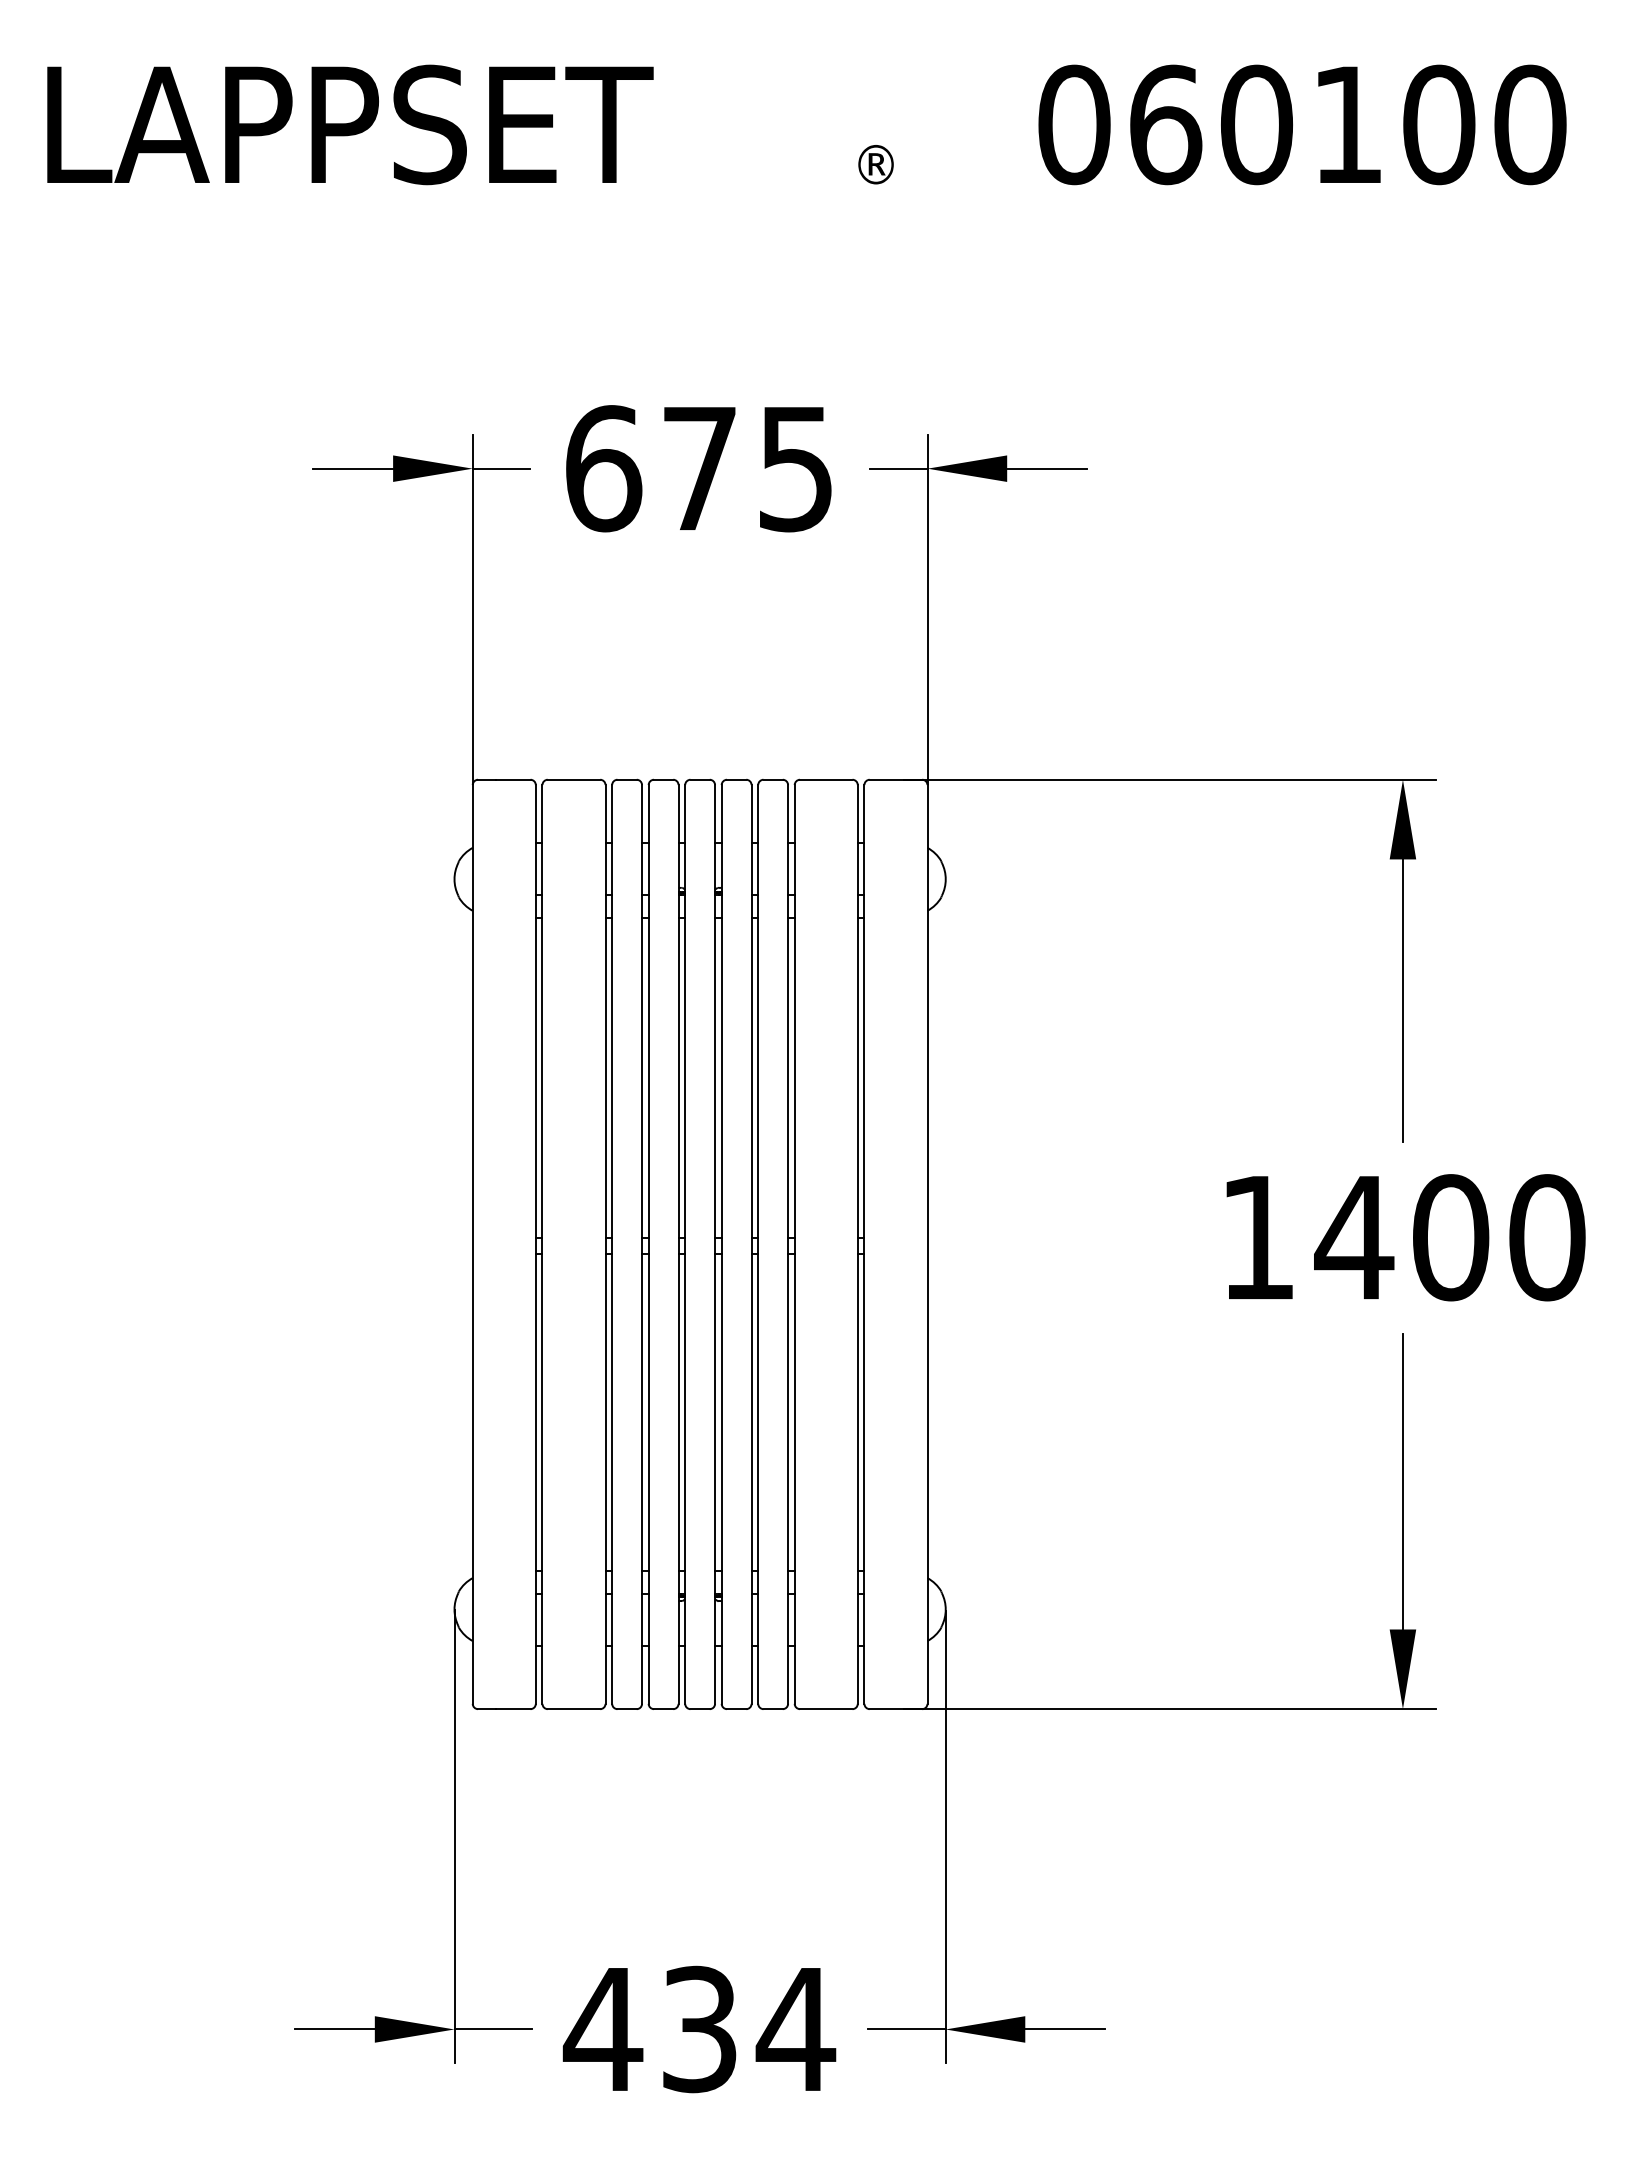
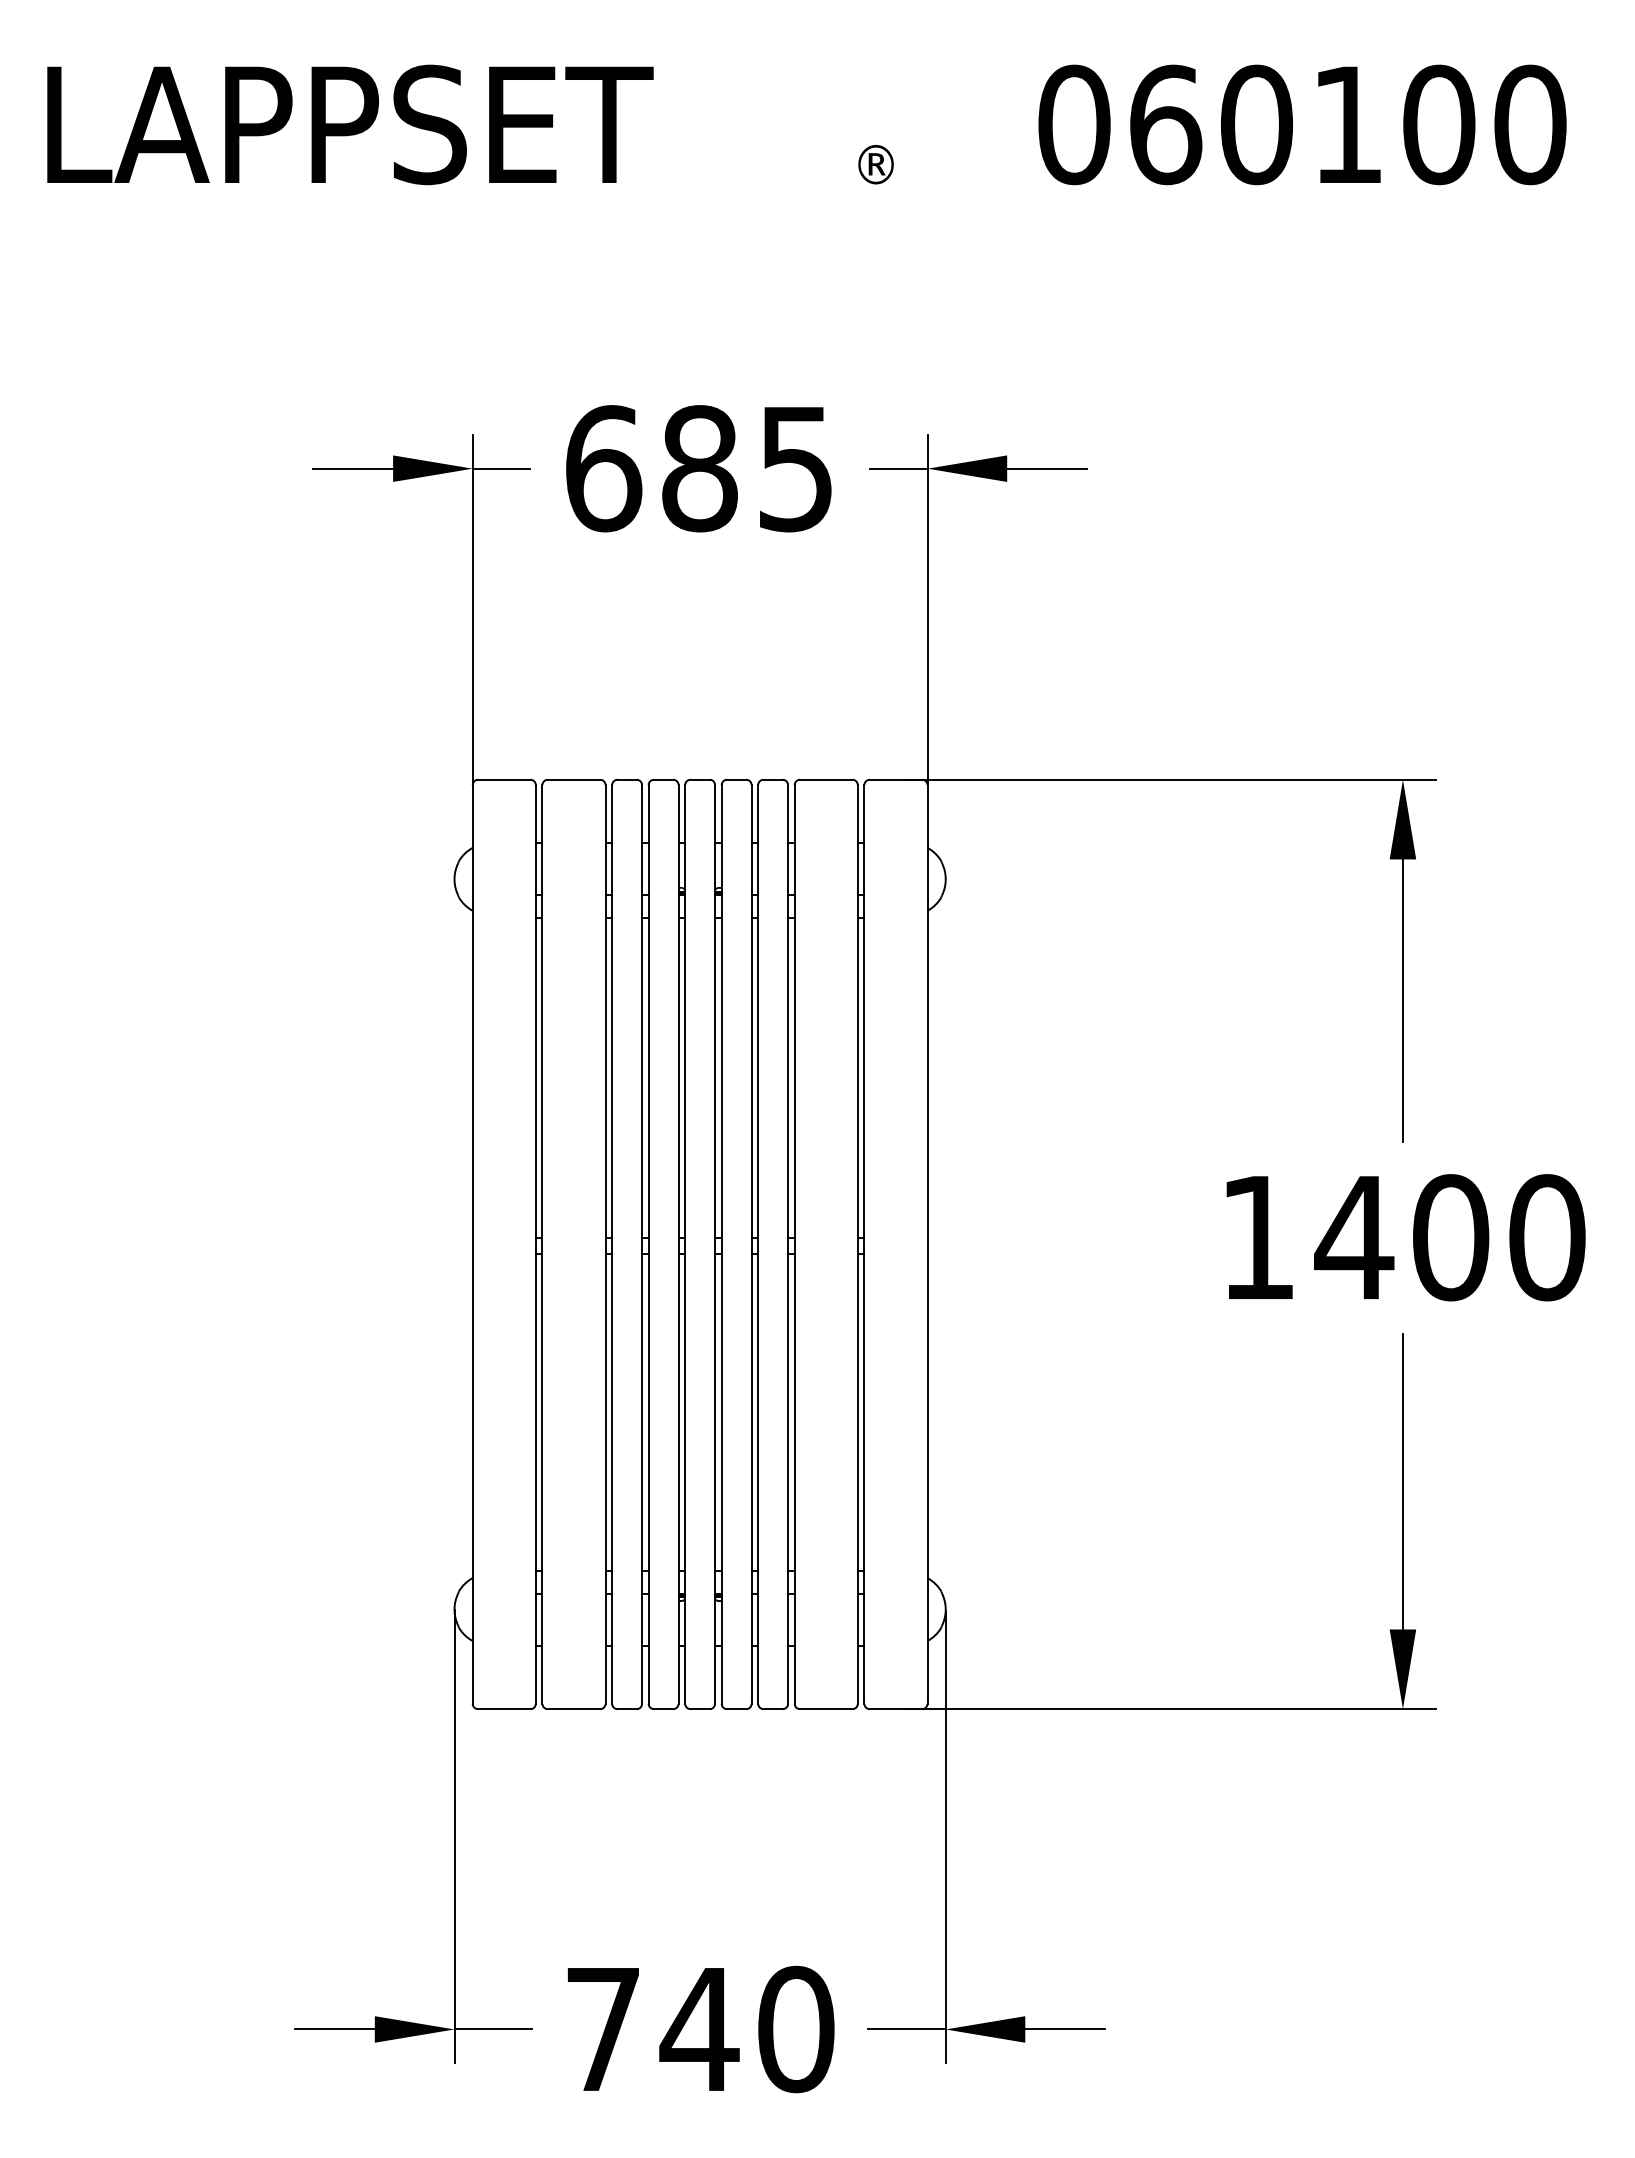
text: 675 -> 685 (699, 468)
text: 434 -> 740 (699, 2029)
